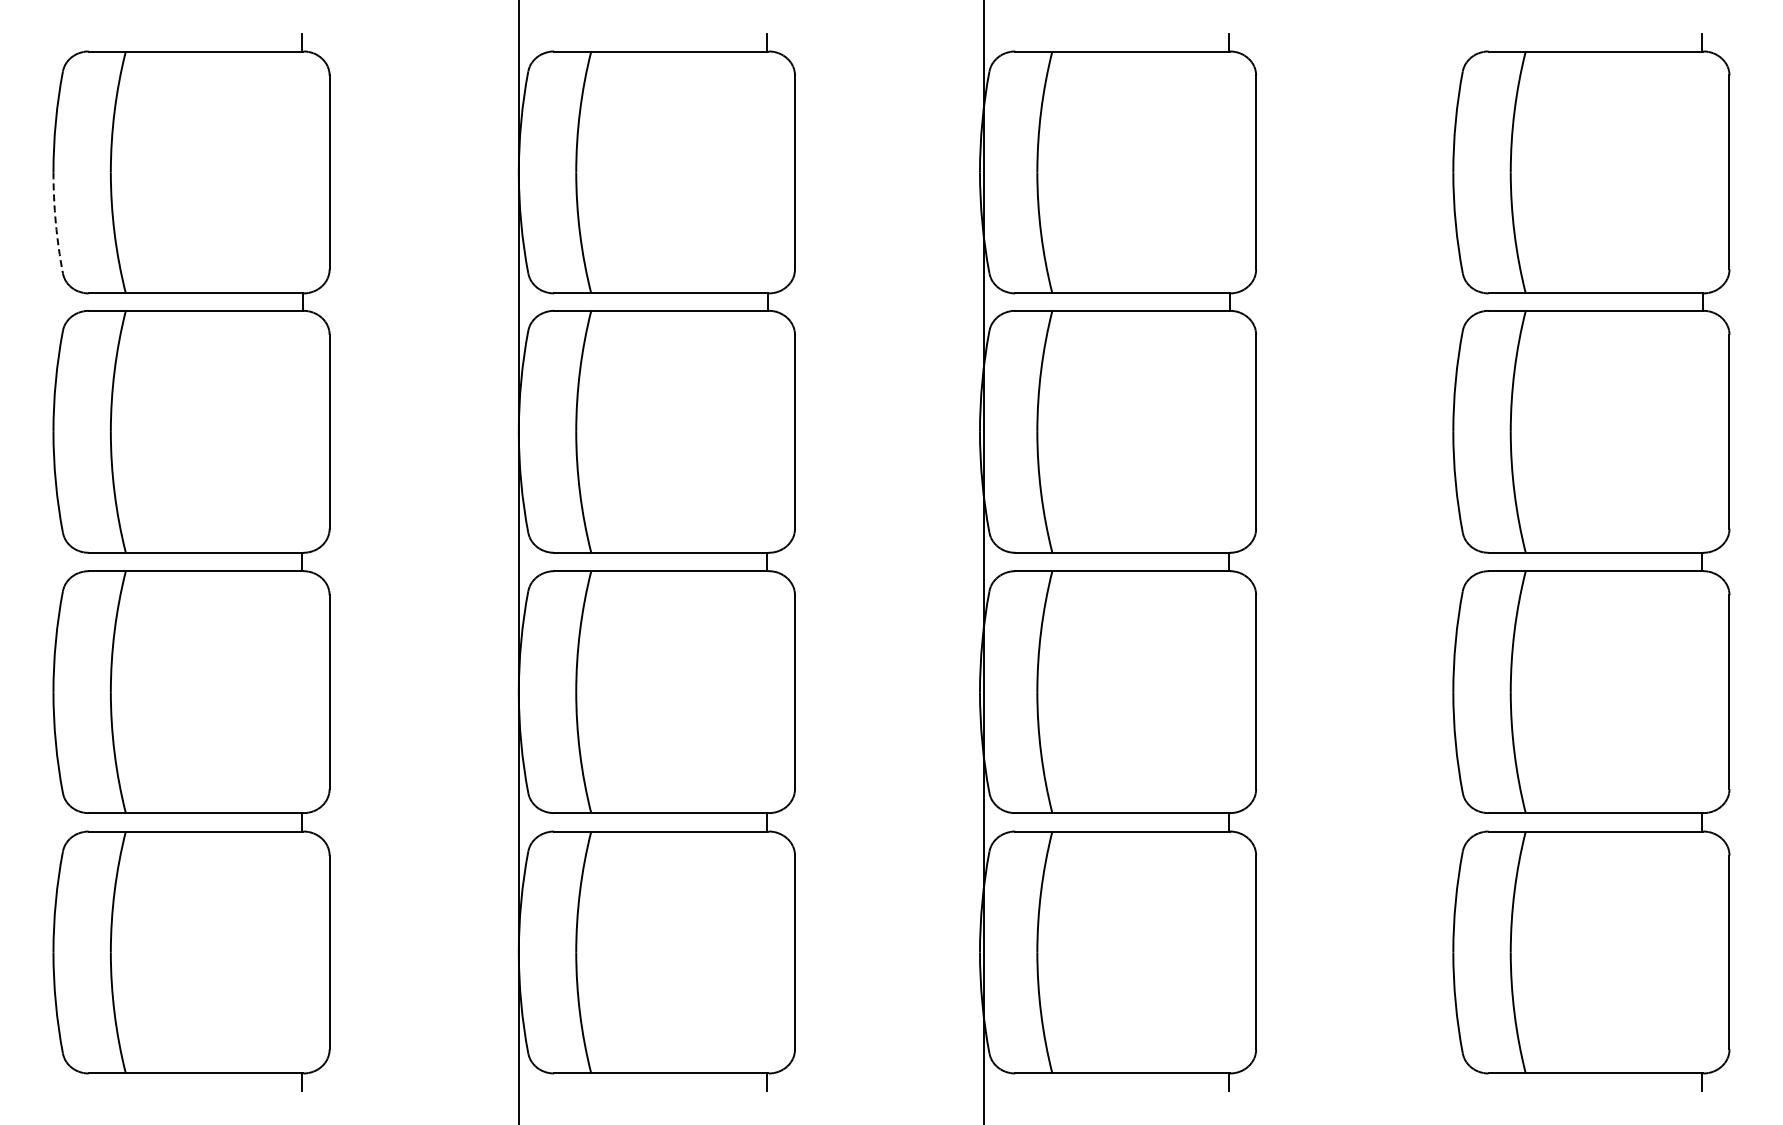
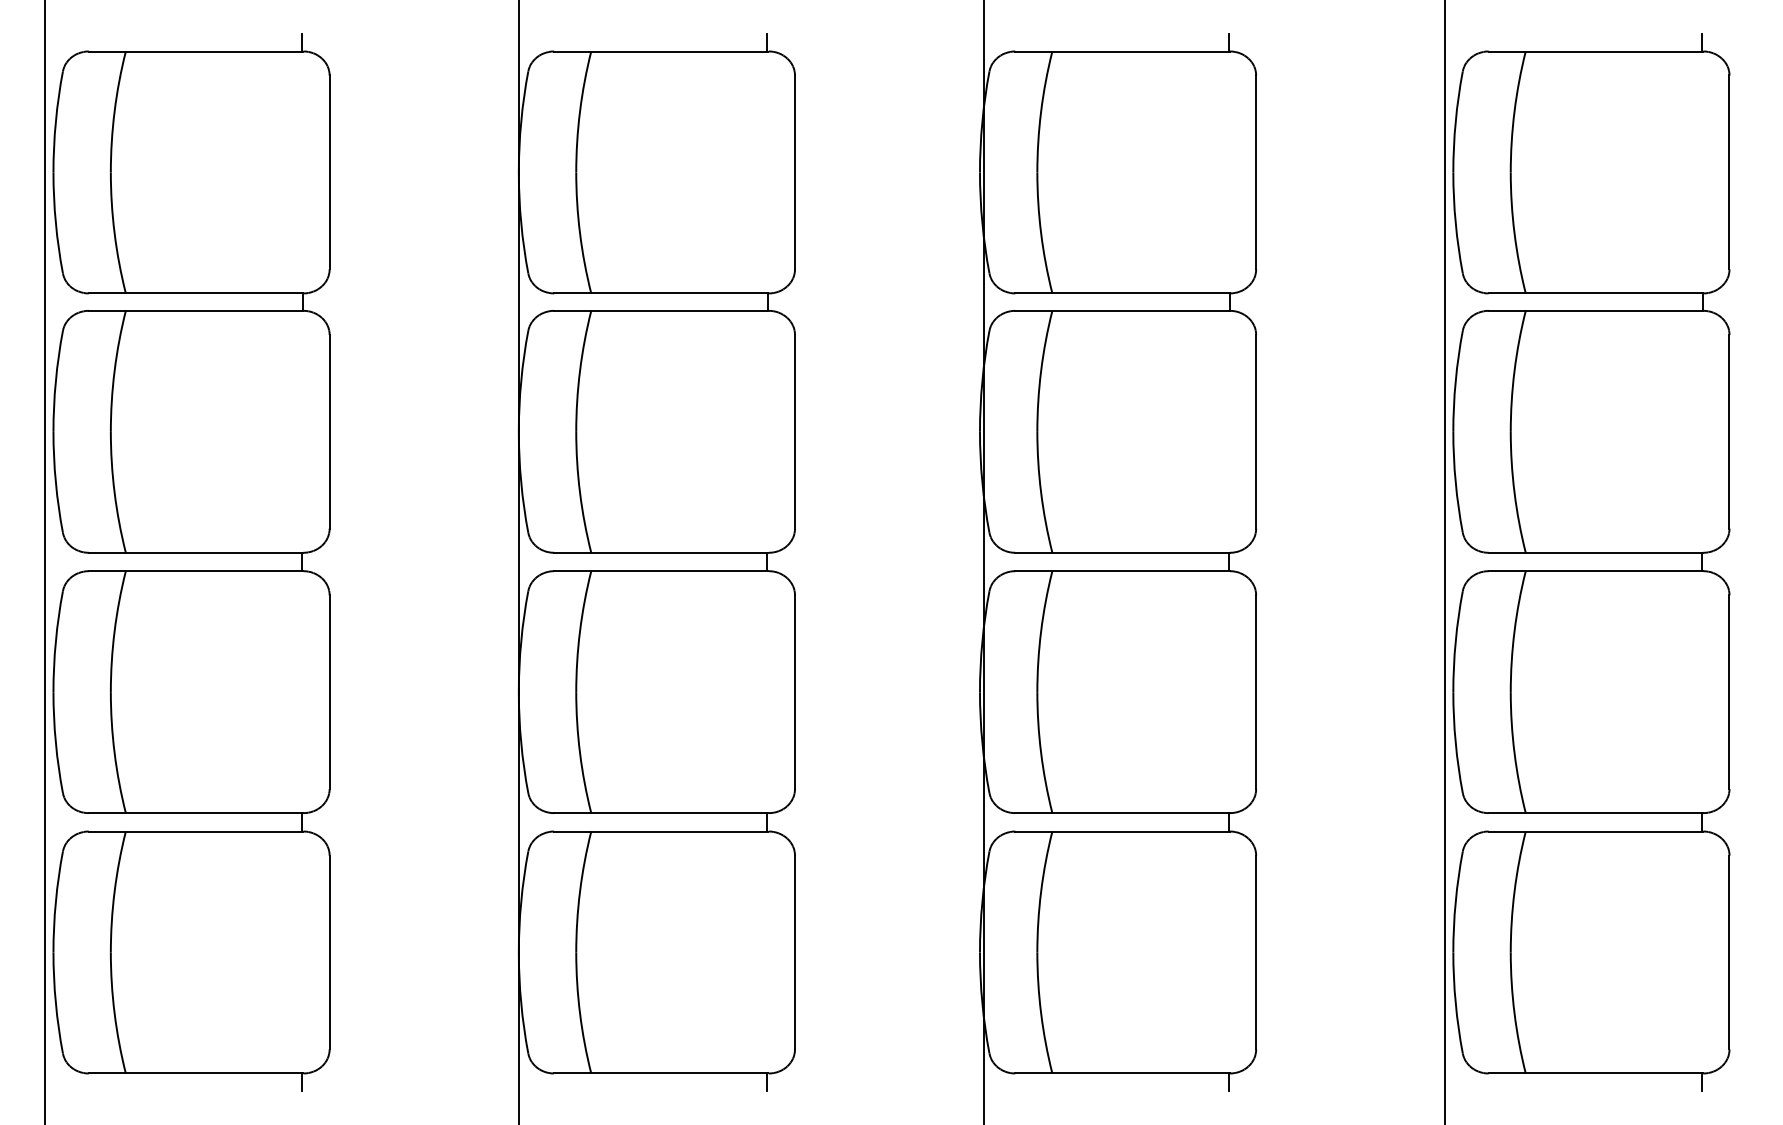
arc: dashed -> solid (55, 223)
line: none -> present (45, 561)
line: none -> present (1445, 561)
